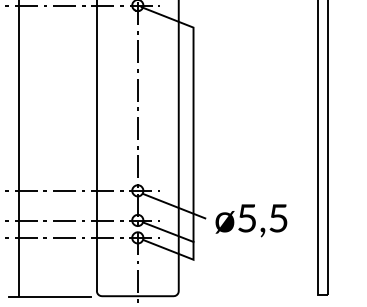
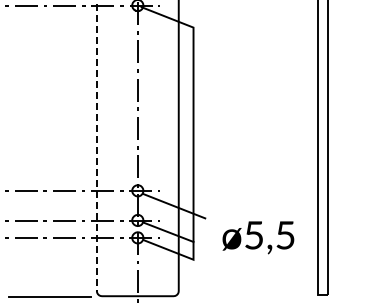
line: solid -> dashed (96, 145)
line: present -> none (19, 148)
text position: (251, 220) -> (258, 237) (258, 237)
